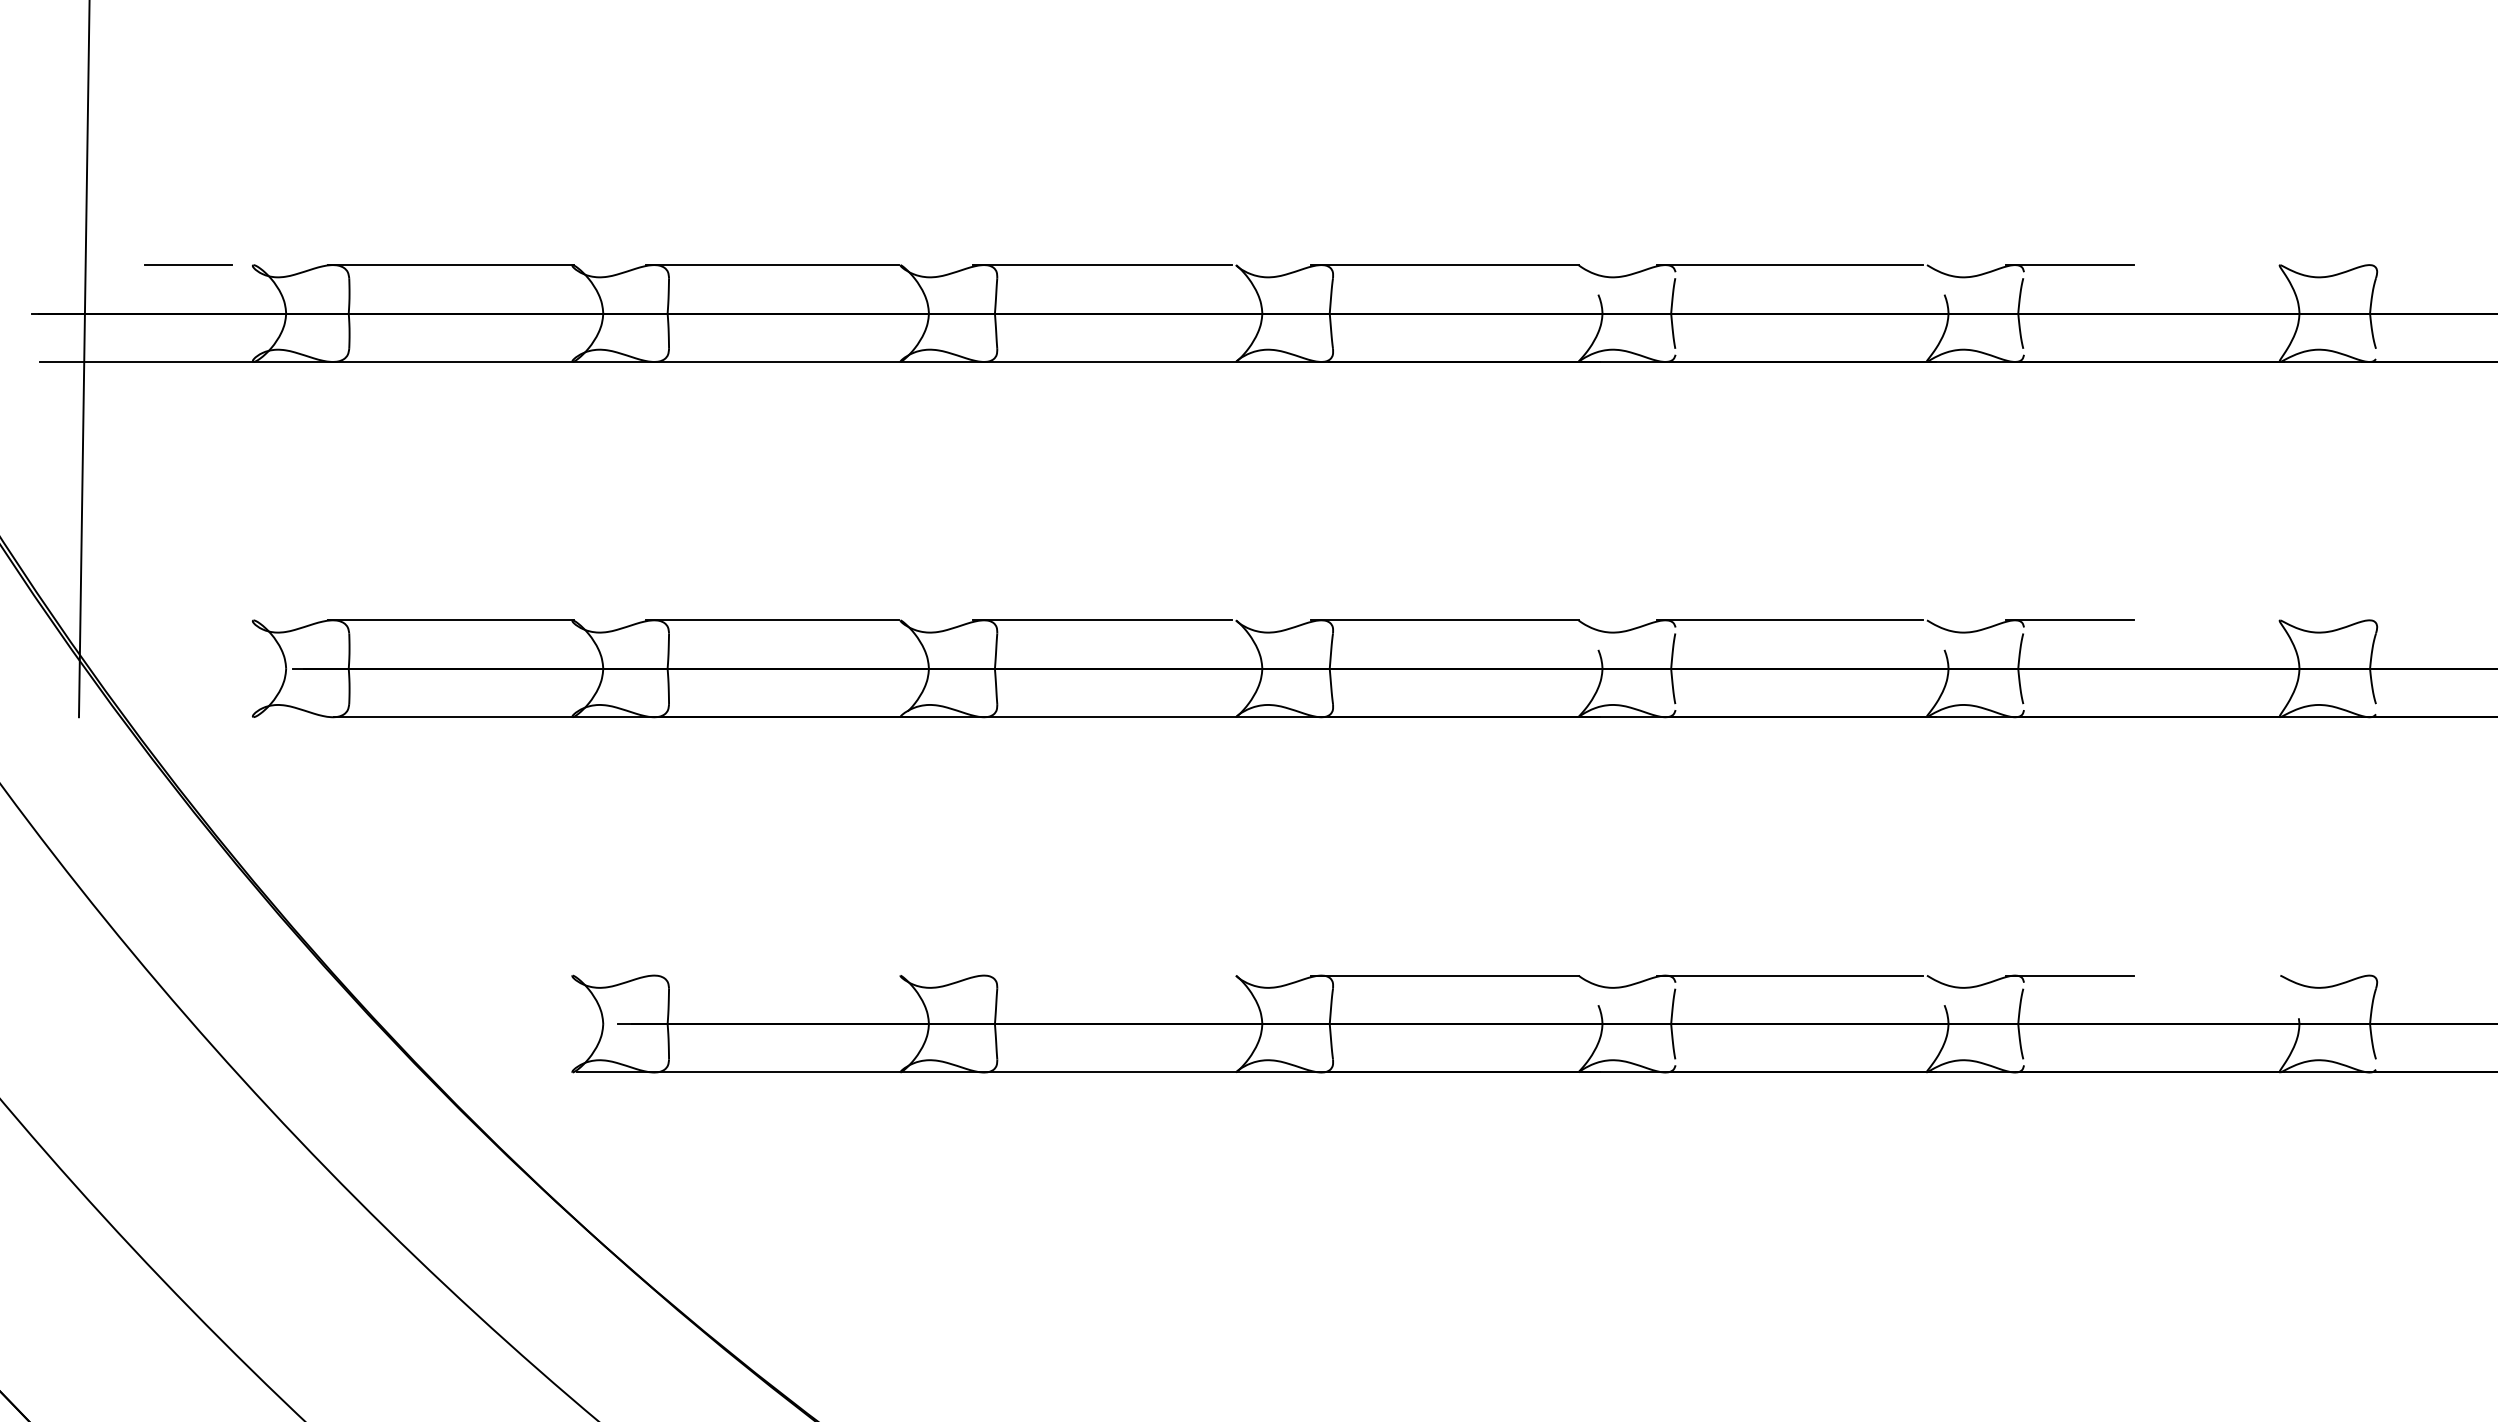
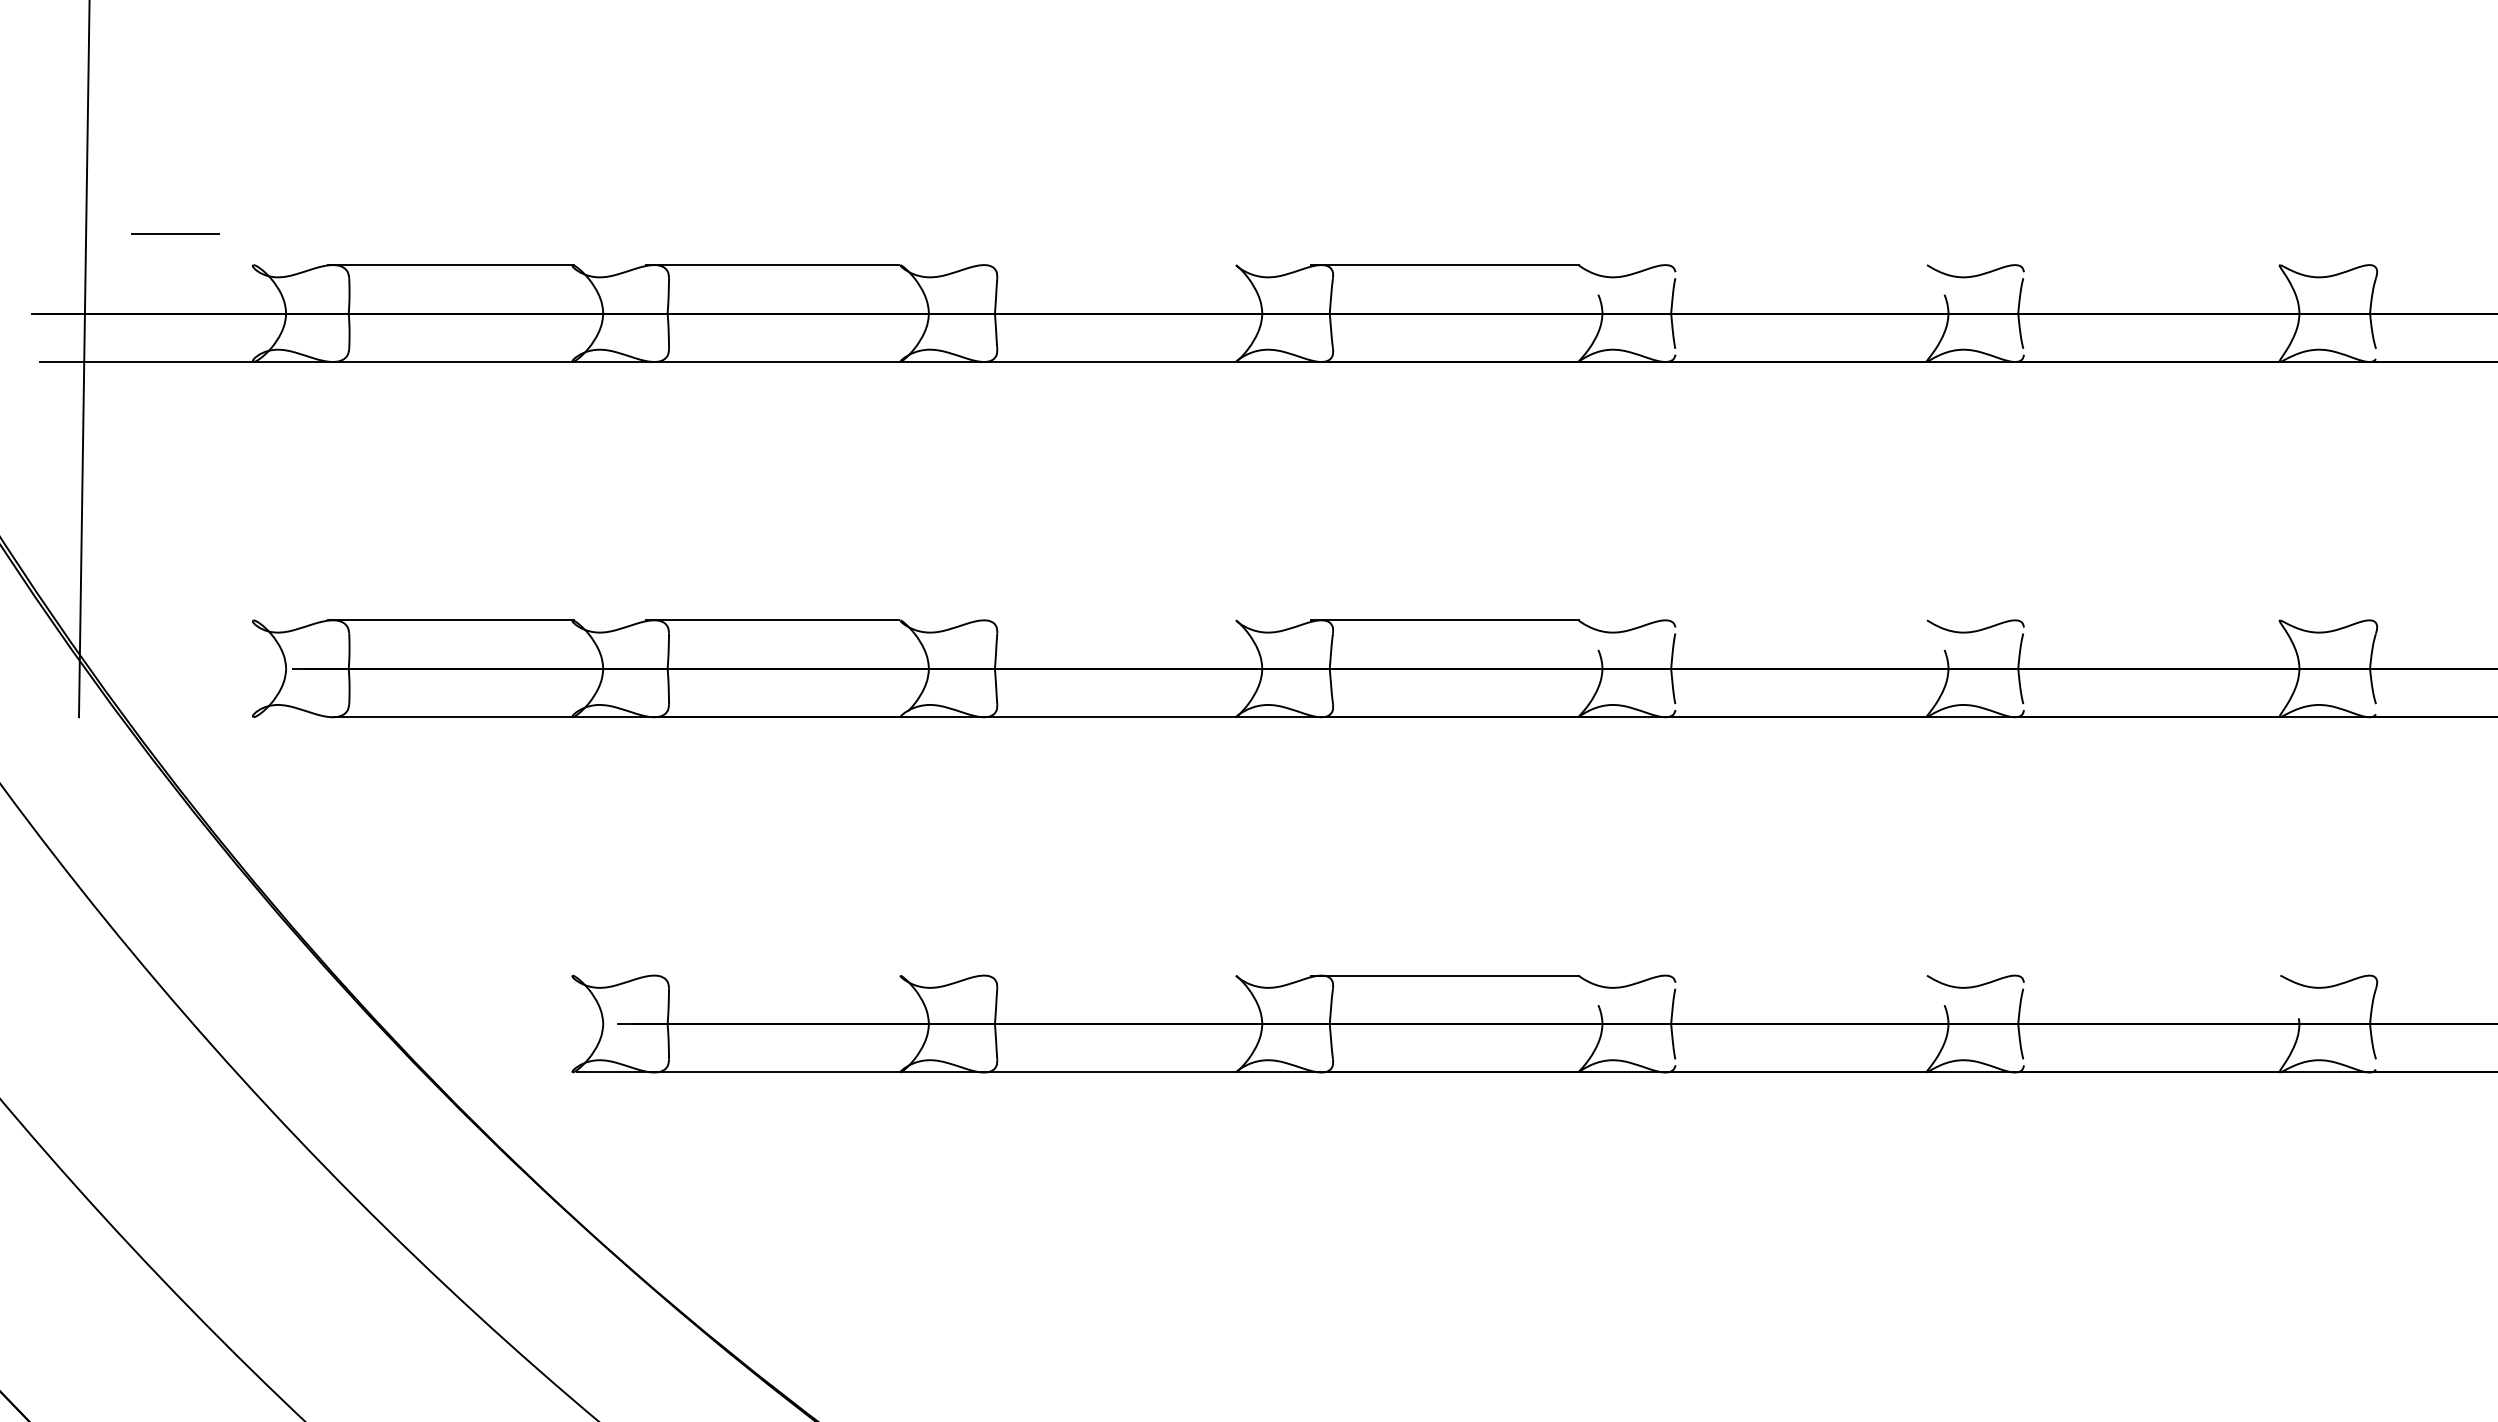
line position: (188, 264) -> (175, 233) (175, 233)
line: present -> none (1102, 265)
line: present -> none (1789, 265)
line: present -> none (2069, 265)
line: present -> none (1102, 620)
line: present -> none (1789, 620)
line: present -> none (2069, 620)
line: present -> none (1789, 975)
line: present -> none (2069, 975)
